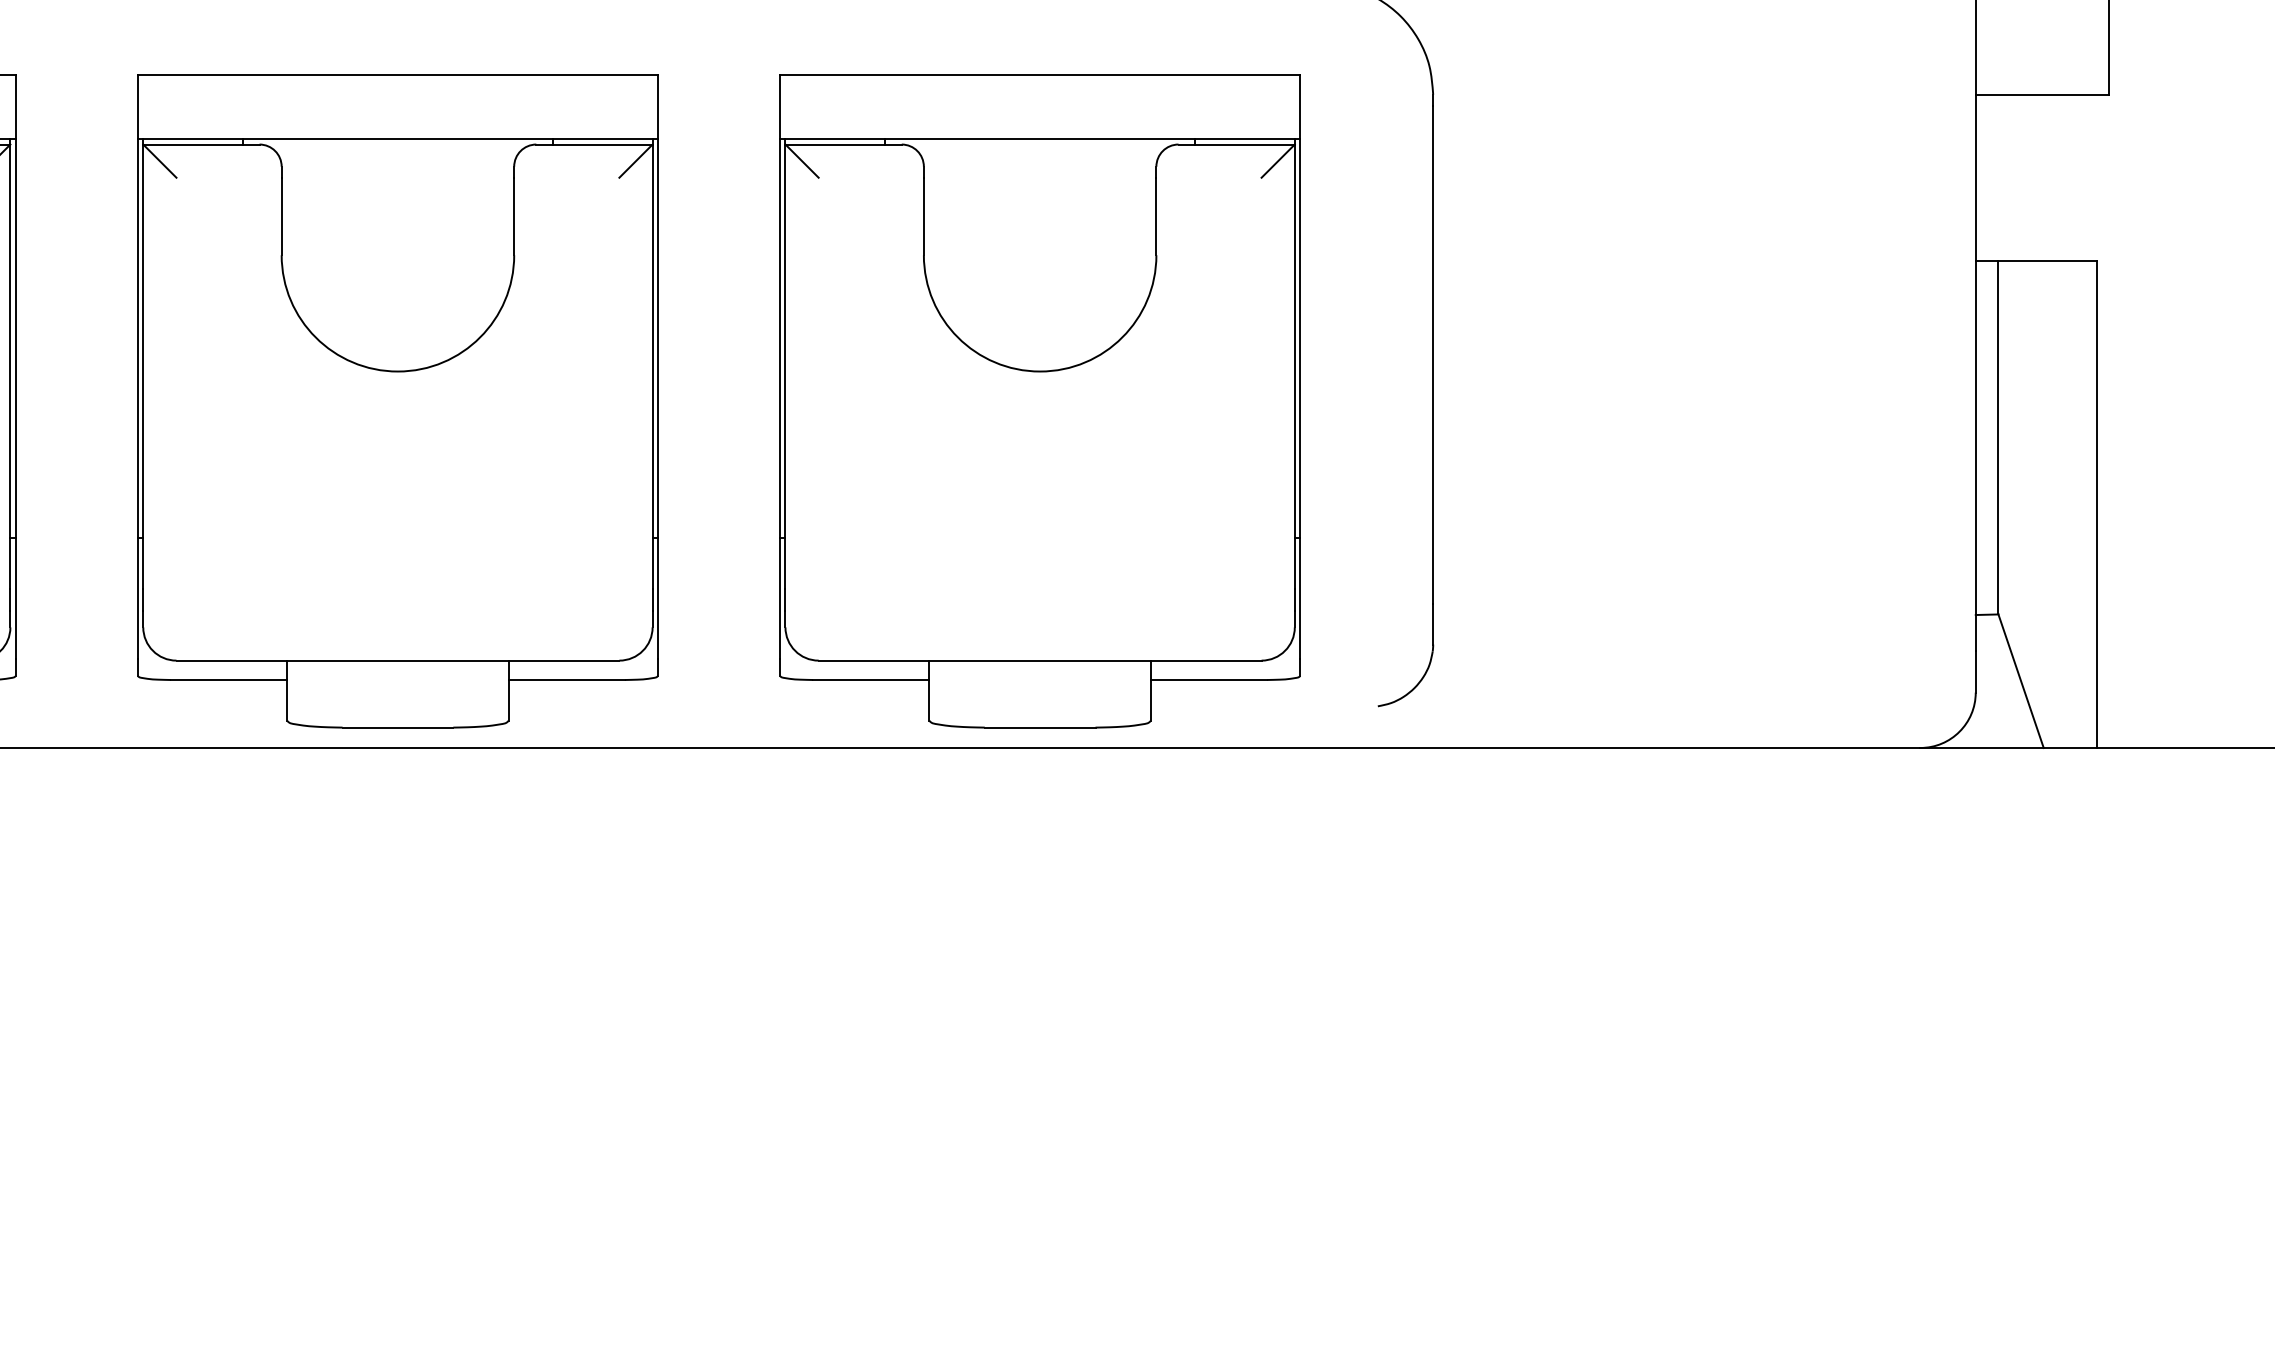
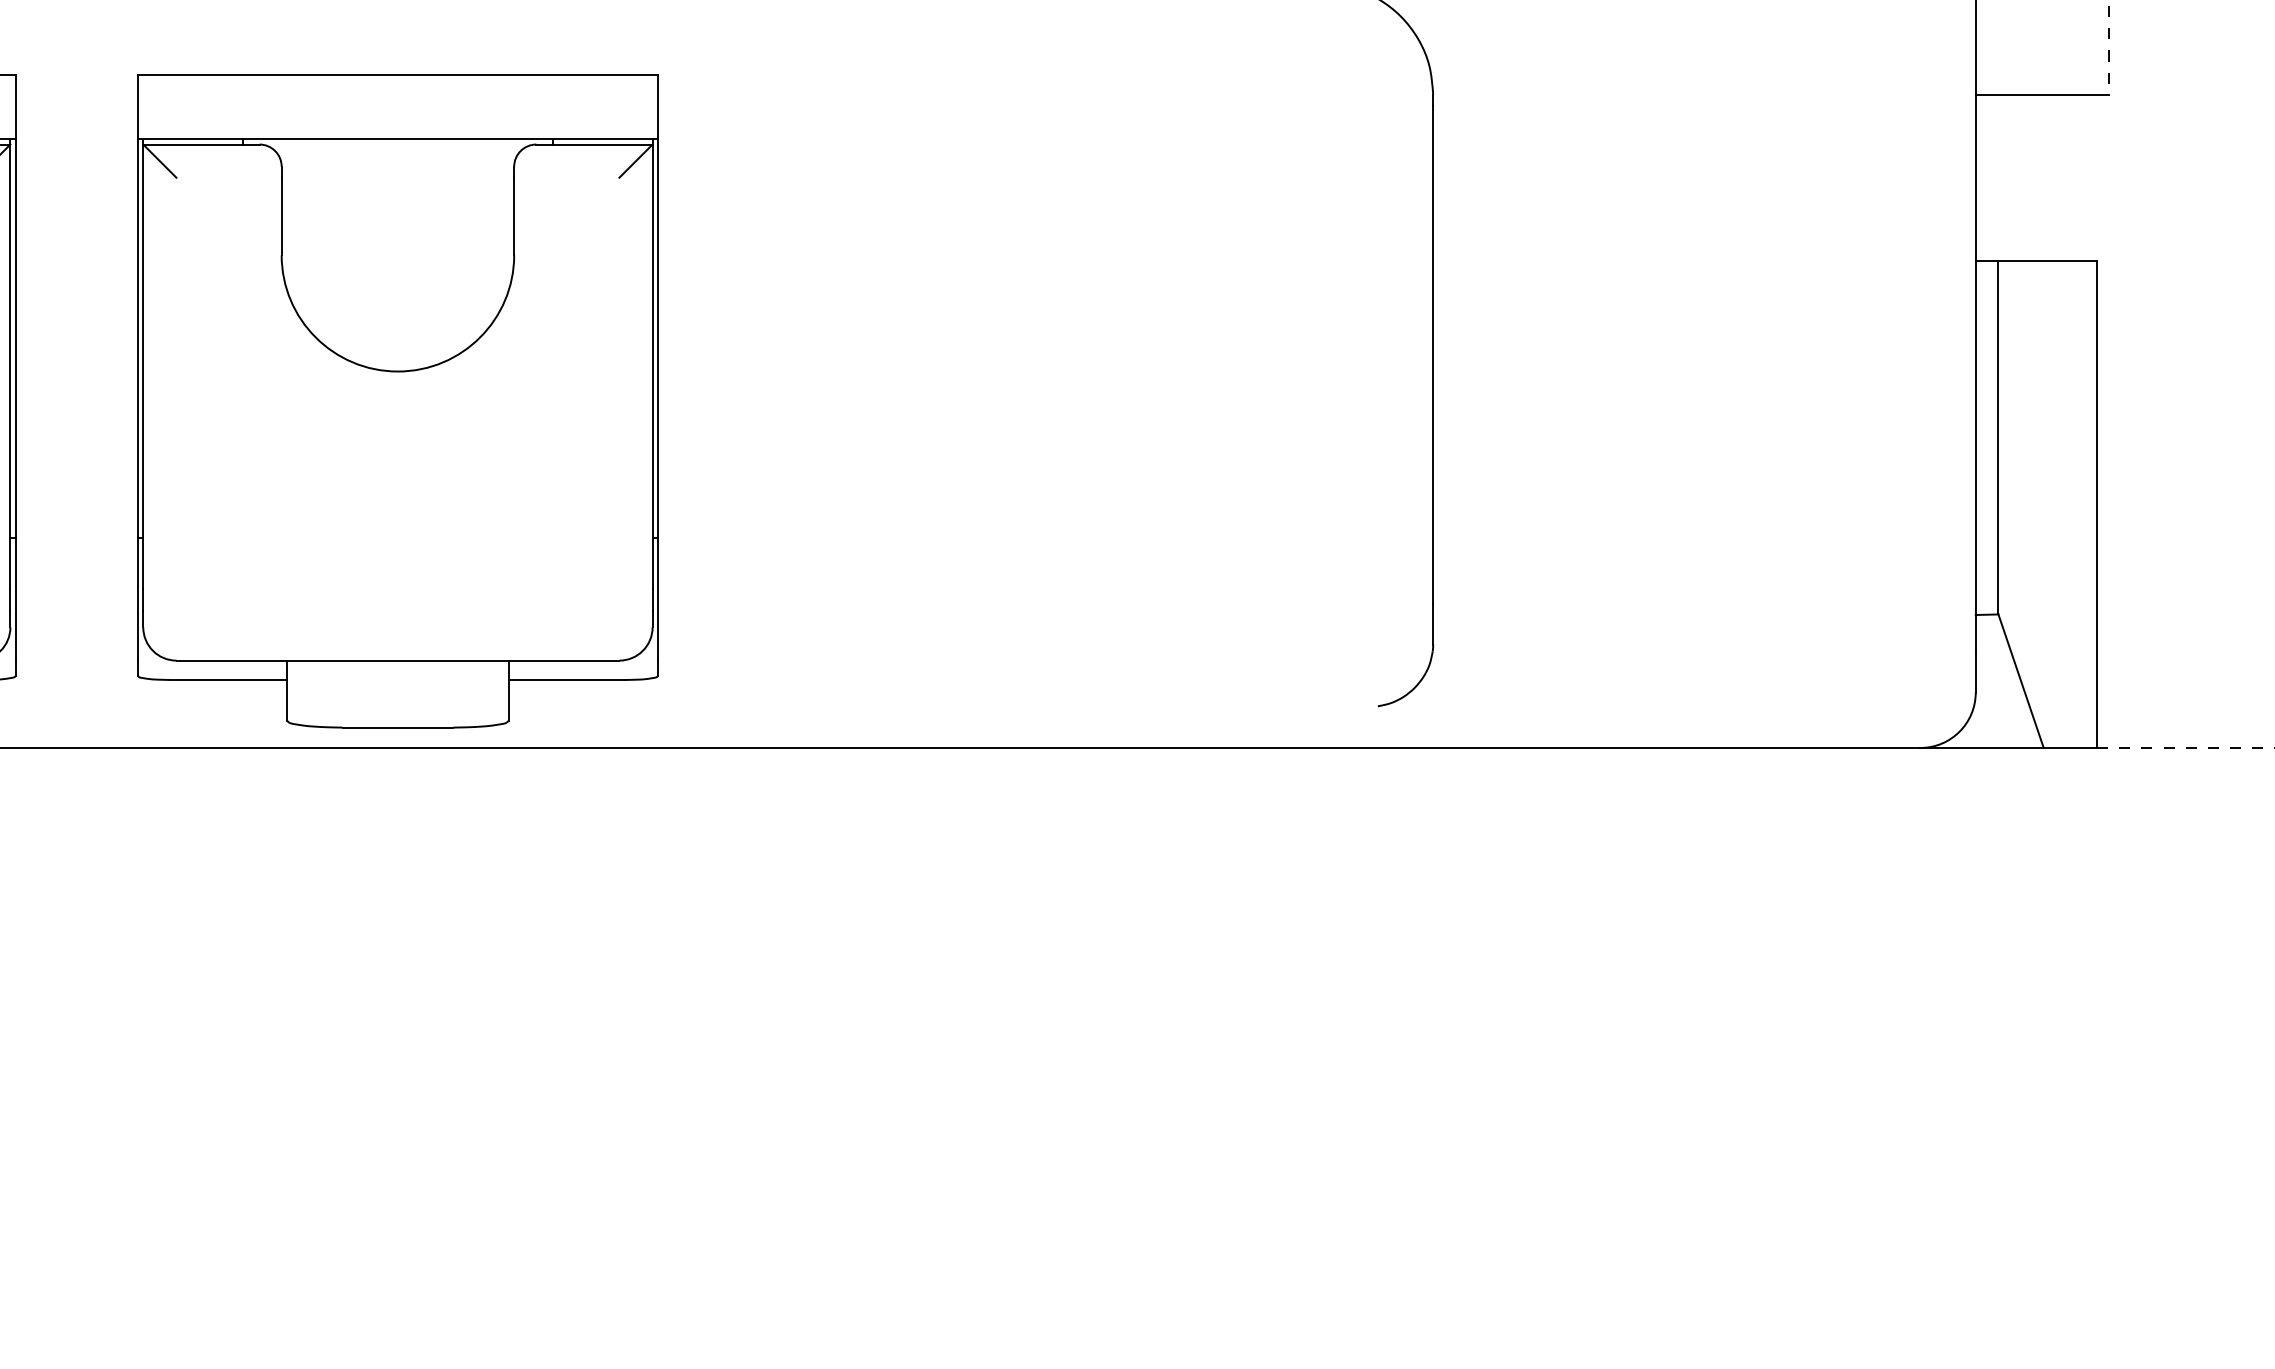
line: solid -> dashed (2108, 47)
part: present -> none (1039, 401)
line: solid -> dashed (2186, 747)
